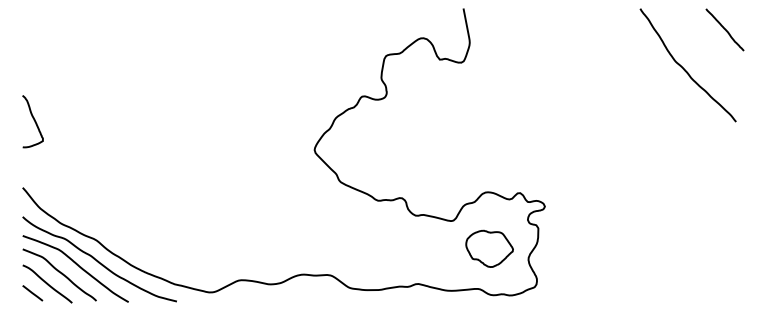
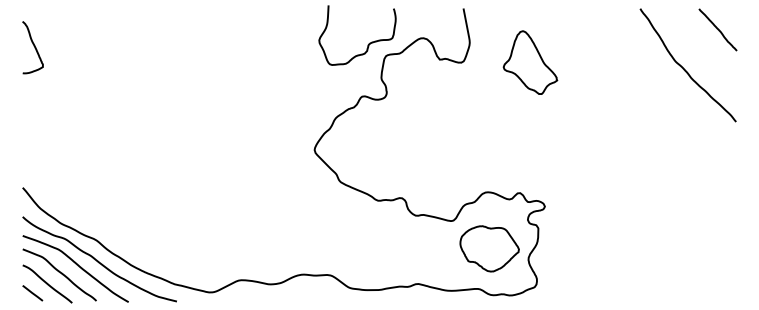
line position: (724, 29) -> (717, 29) (717, 29)
curve: none -> present (368, 43)
part: none -> present (530, 62)
curve position: (33, 120) -> (33, 46) (33, 46)
part size: 49x39 px -> 61x48 px (489, 248)
